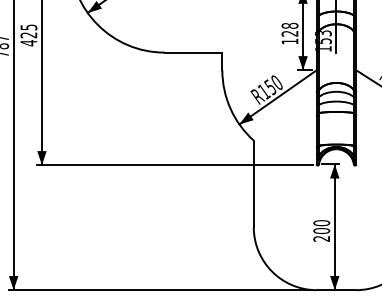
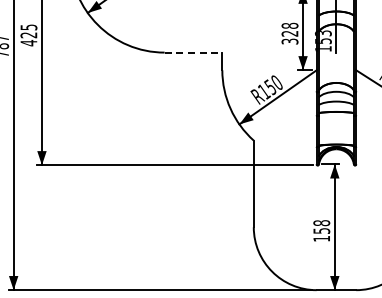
text: 128 -> 328 (289, 41)
line: solid -> dashed (193, 52)
text: 200 -> 158 (321, 230)
